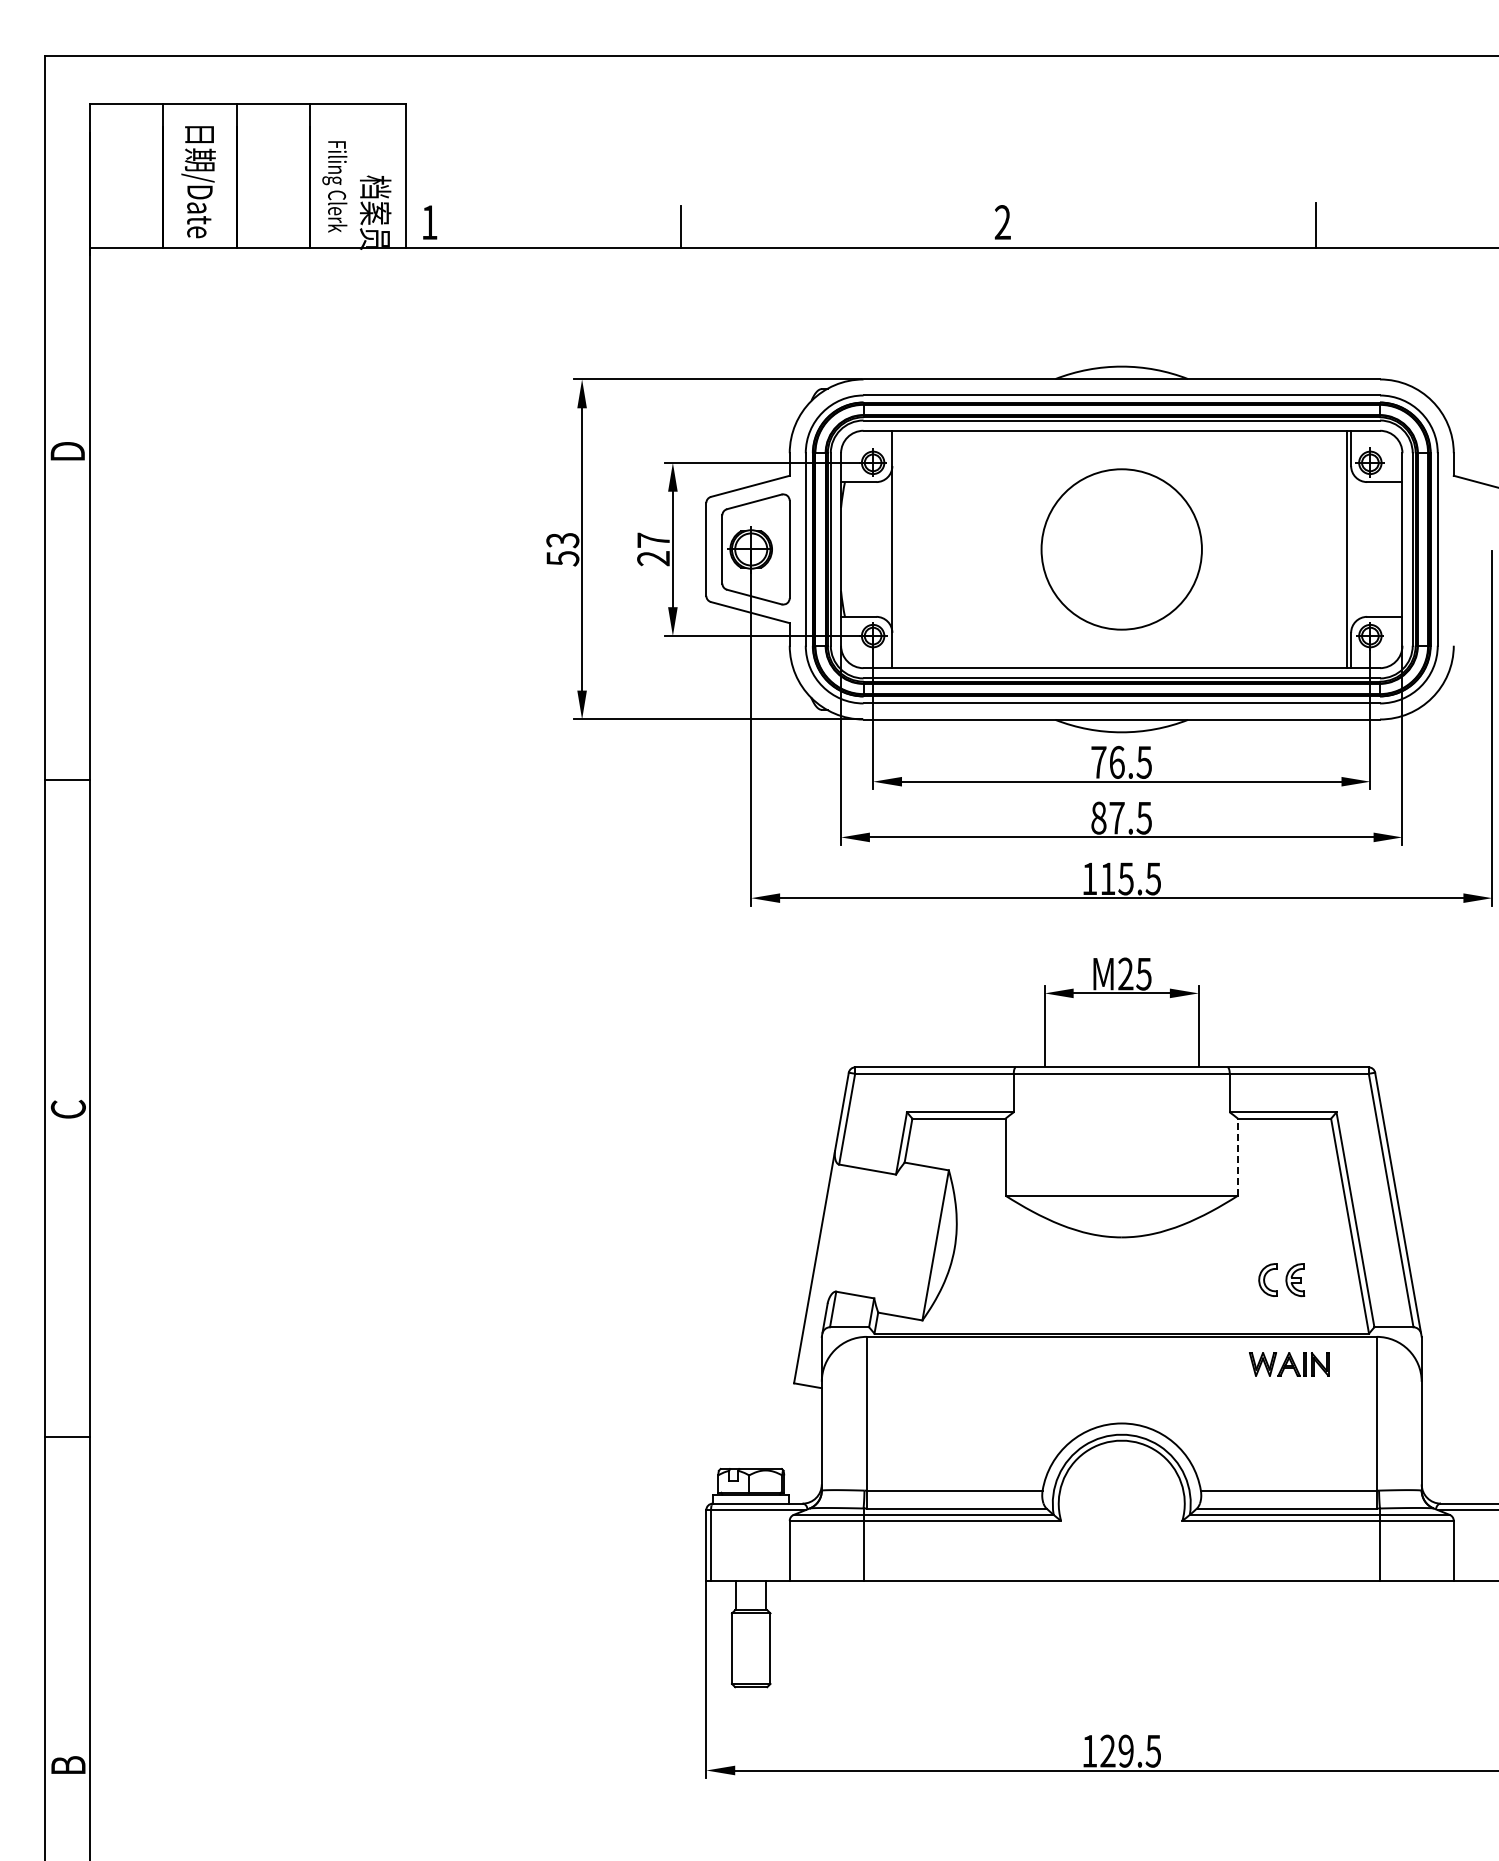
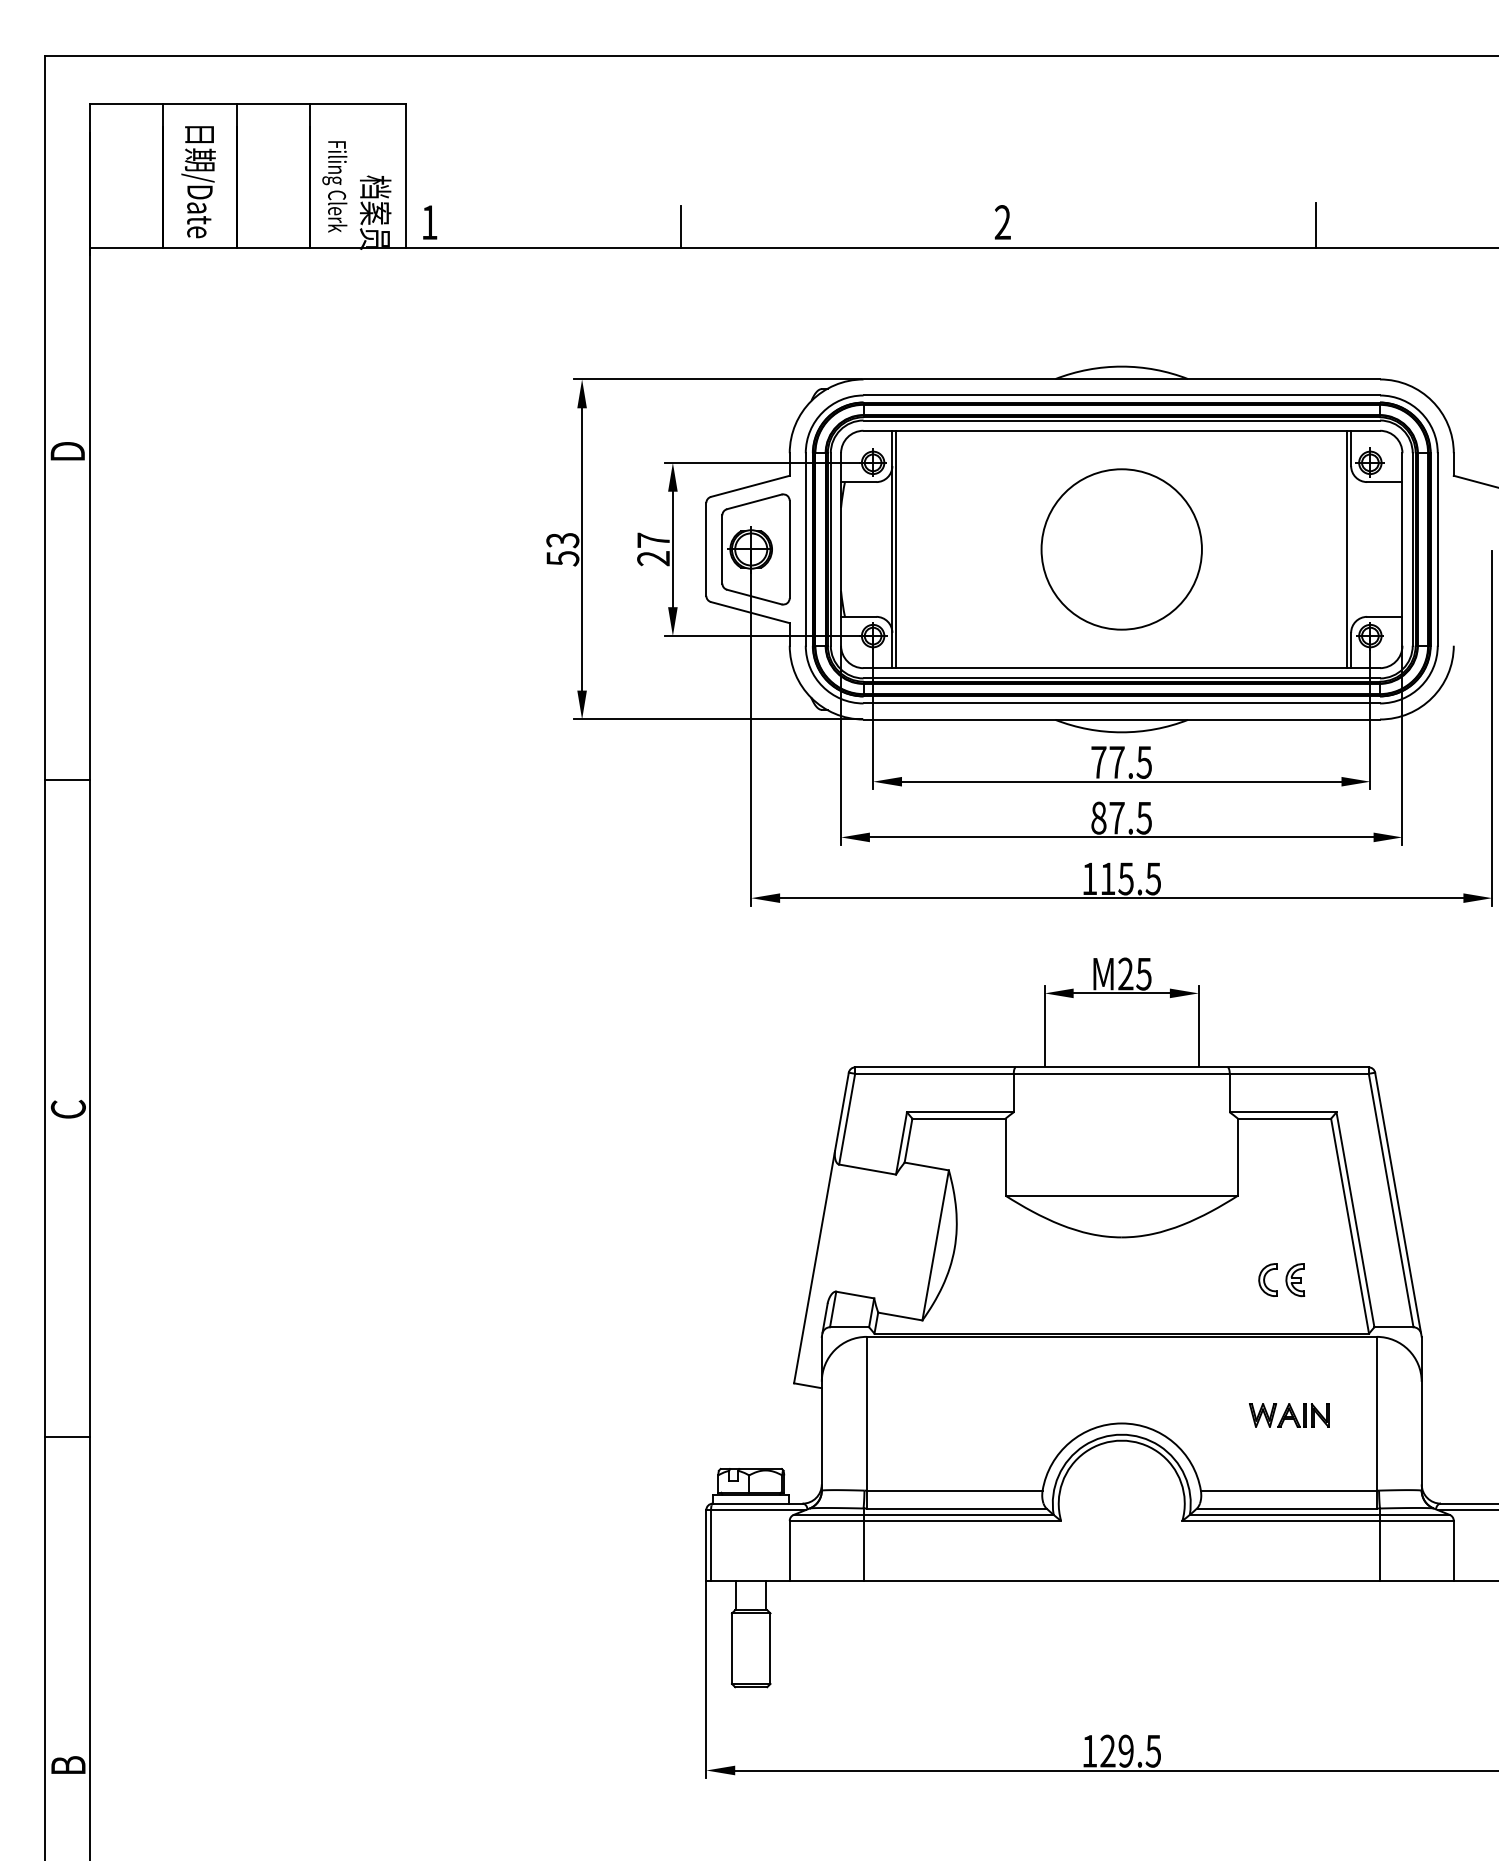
line: none -> present (896, 549)
text: 76.5 -> 77.5 (1116, 761)
line: dashed -> solid (1238, 1156)
part position: (1289, 1364) -> (1289, 1415) (1289, 1415)
